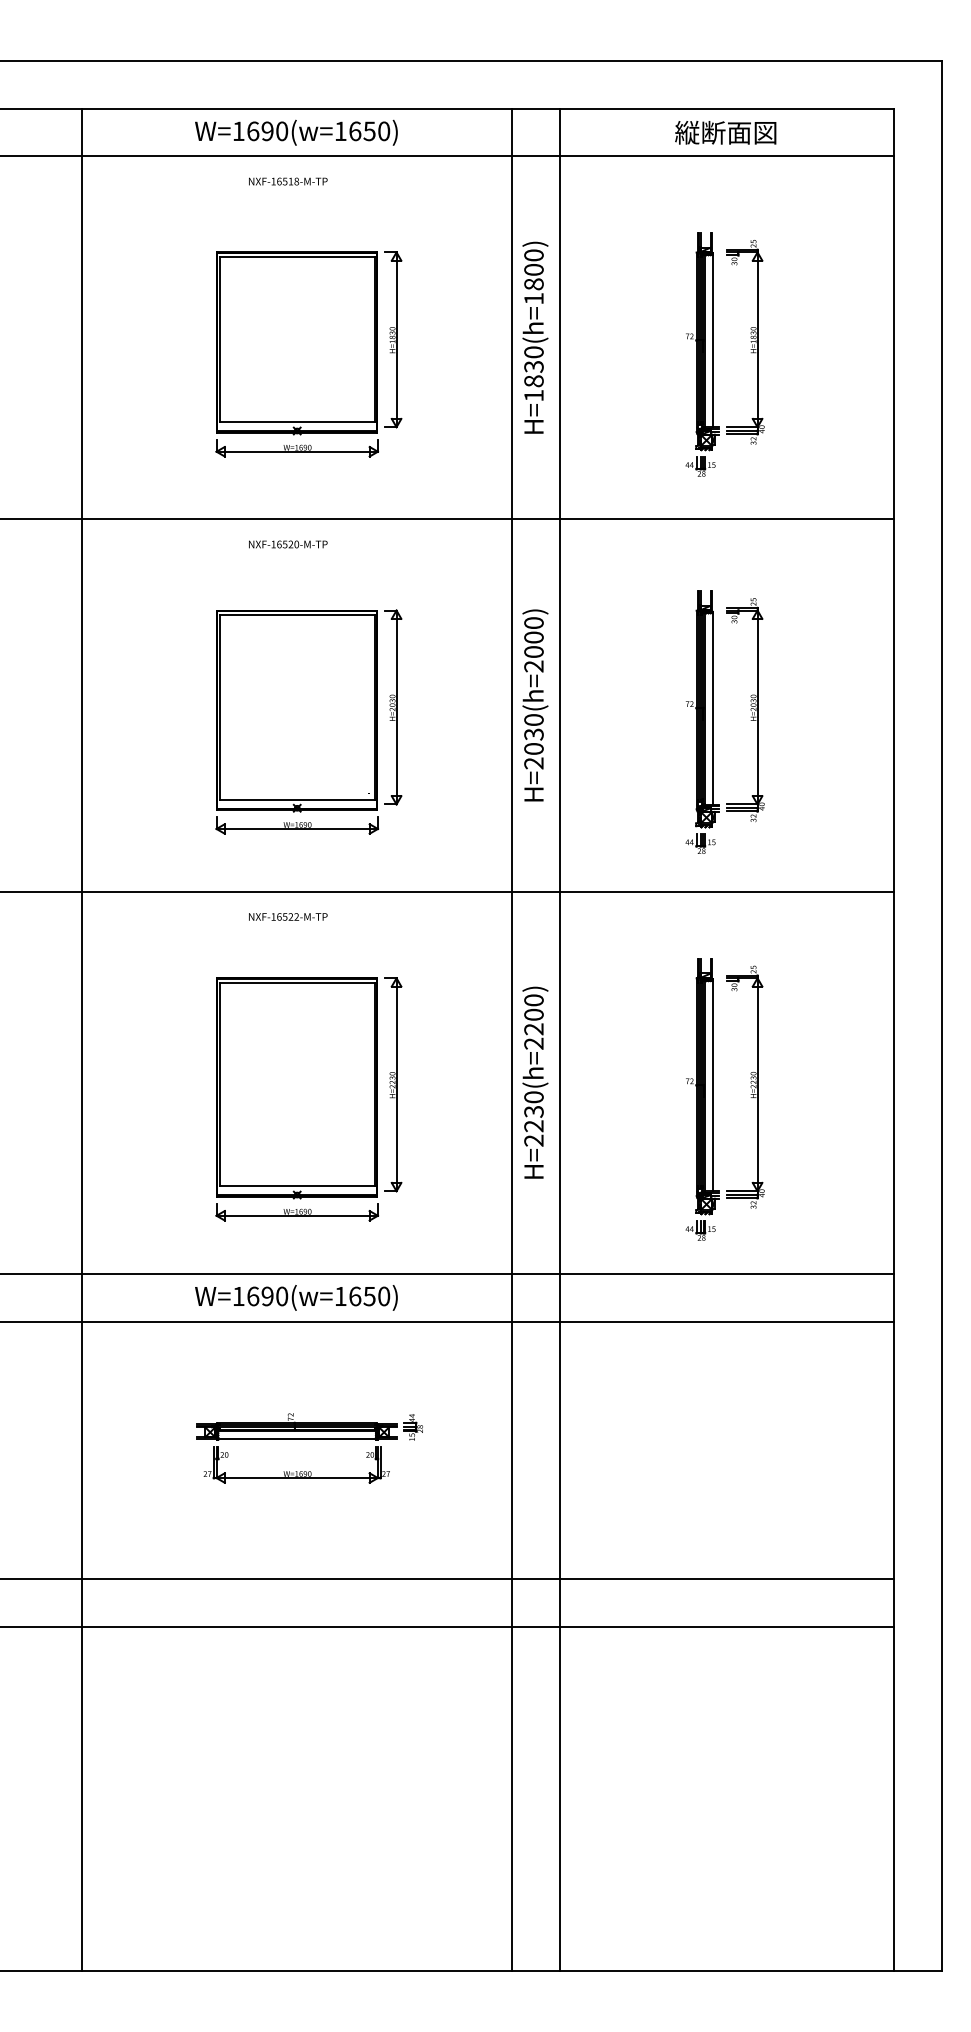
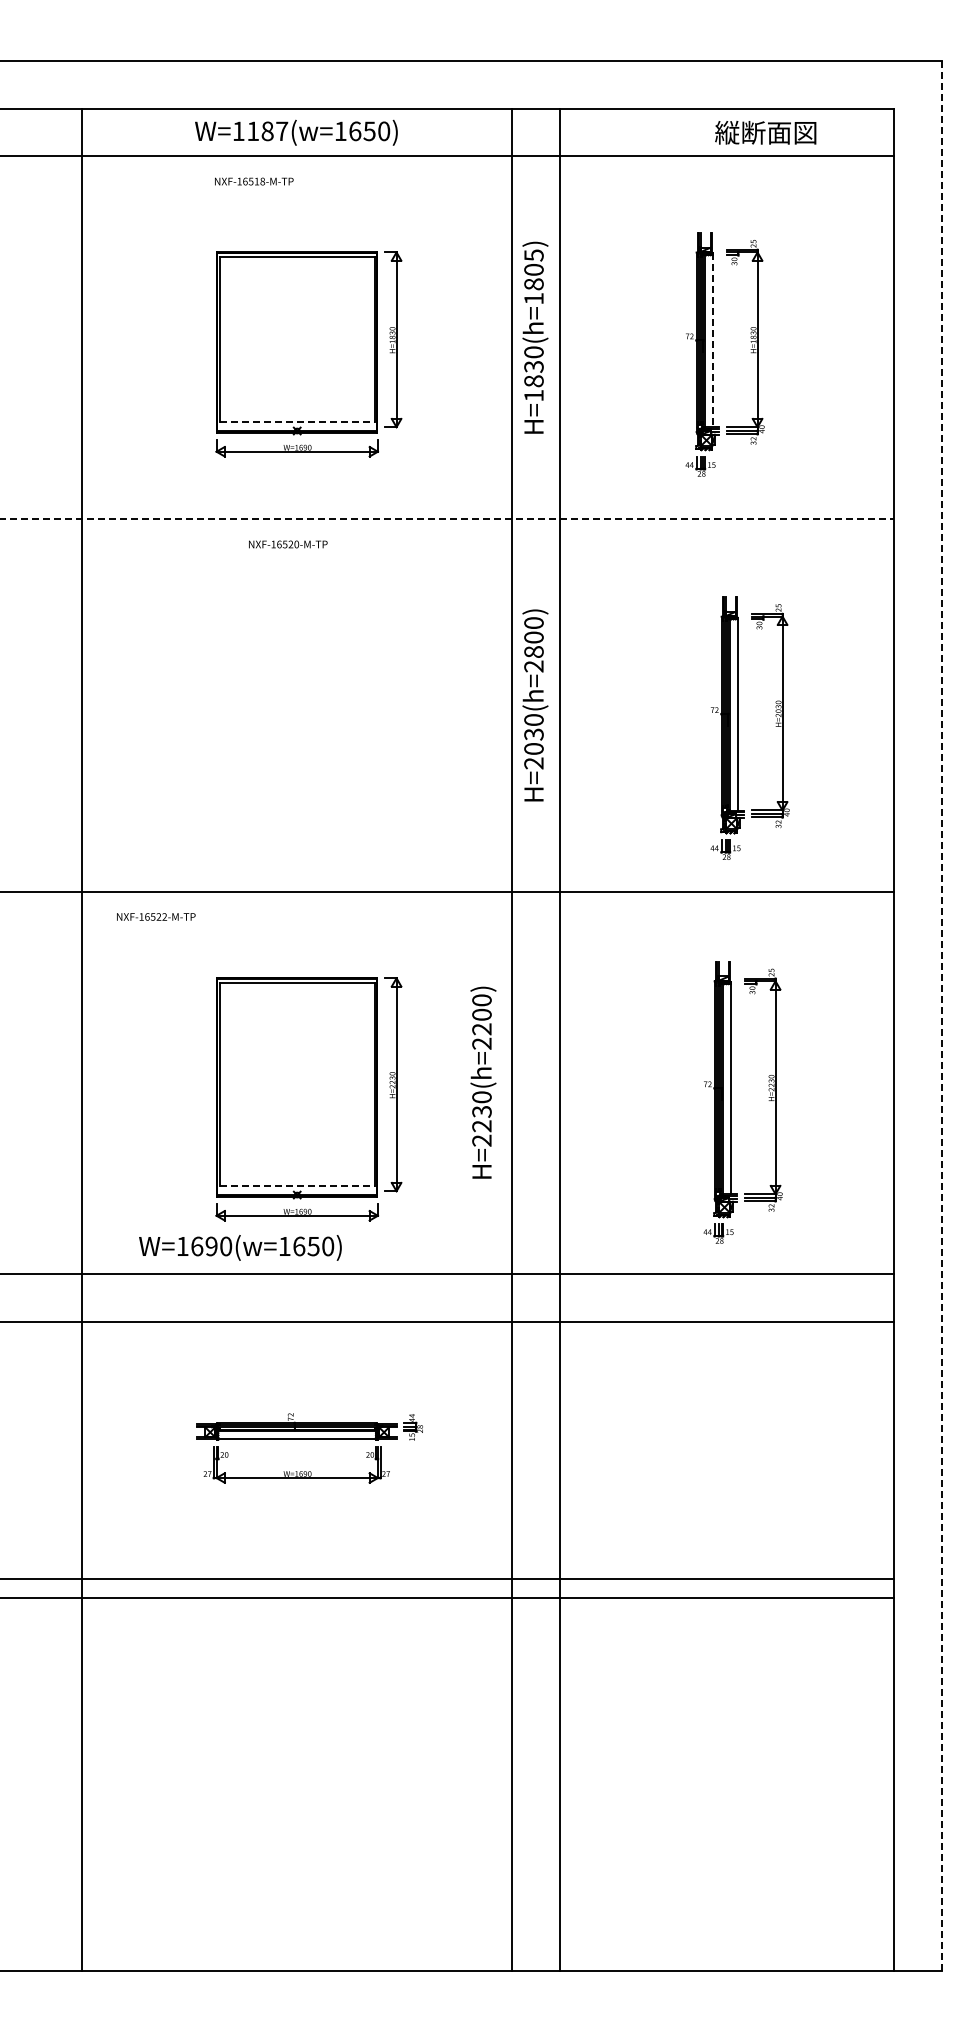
text: W=1690(w=1650) -> W=1187(w=1650) (267, 131)
text position: (725, 132) -> (765, 132) (765, 132)
text position: (288, 181) -> (254, 181) (254, 181)
text: H=1830(h=1800) -> H=1830(h=1805) (533, 255)
line: solid -> dashed (713, 340)
line: solid -> dashed (297, 422)
line: solid -> dashed (447, 519)
text: H=2030(h=2000) -> H=2030(h=2800) (533, 651)
part: present -> none (308, 721)
part position: (713, 721) -> (738, 727) (738, 727)
text position: (288, 916) -> (156, 916) (156, 916)
line: solid -> dashed (941, 1015)
text position: (535, 1082) -> (483, 1082) (483, 1082)
part position: (713, 1099) -> (731, 1102) (731, 1102)
line: solid -> dashed (297, 1186)
text position: (296, 1297) -> (240, 1247) (240, 1247)
line position: (448, 1627) -> (448, 1598) (448, 1598)
